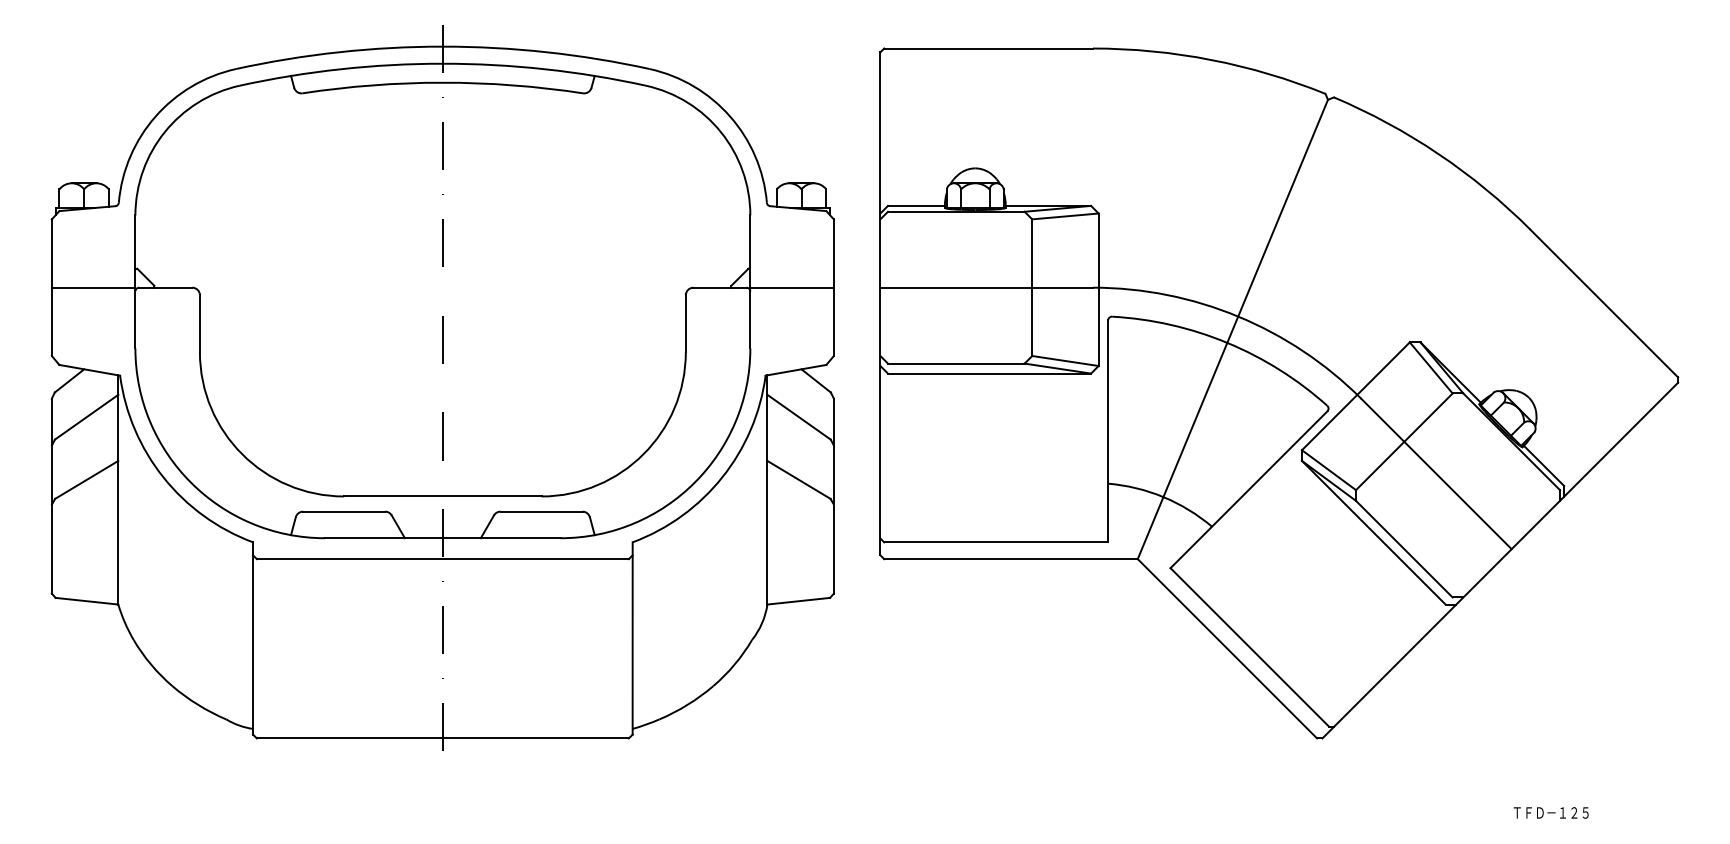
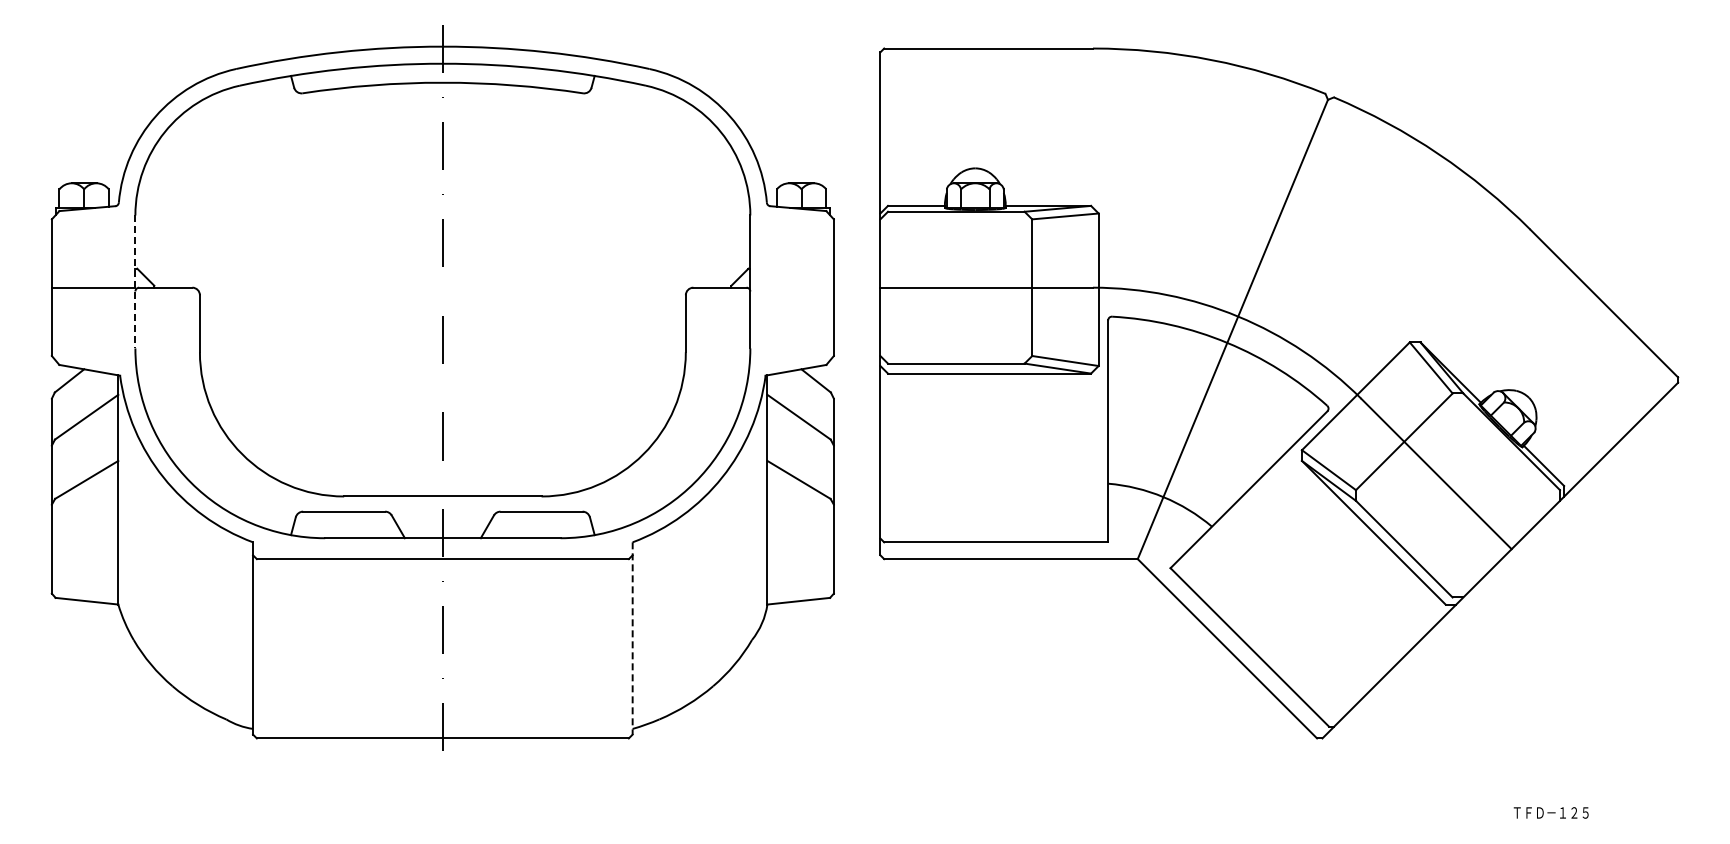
line: solid -> dashed (135, 282)
line: present -> none (791, 287)
line: solid -> dashed (632, 638)
